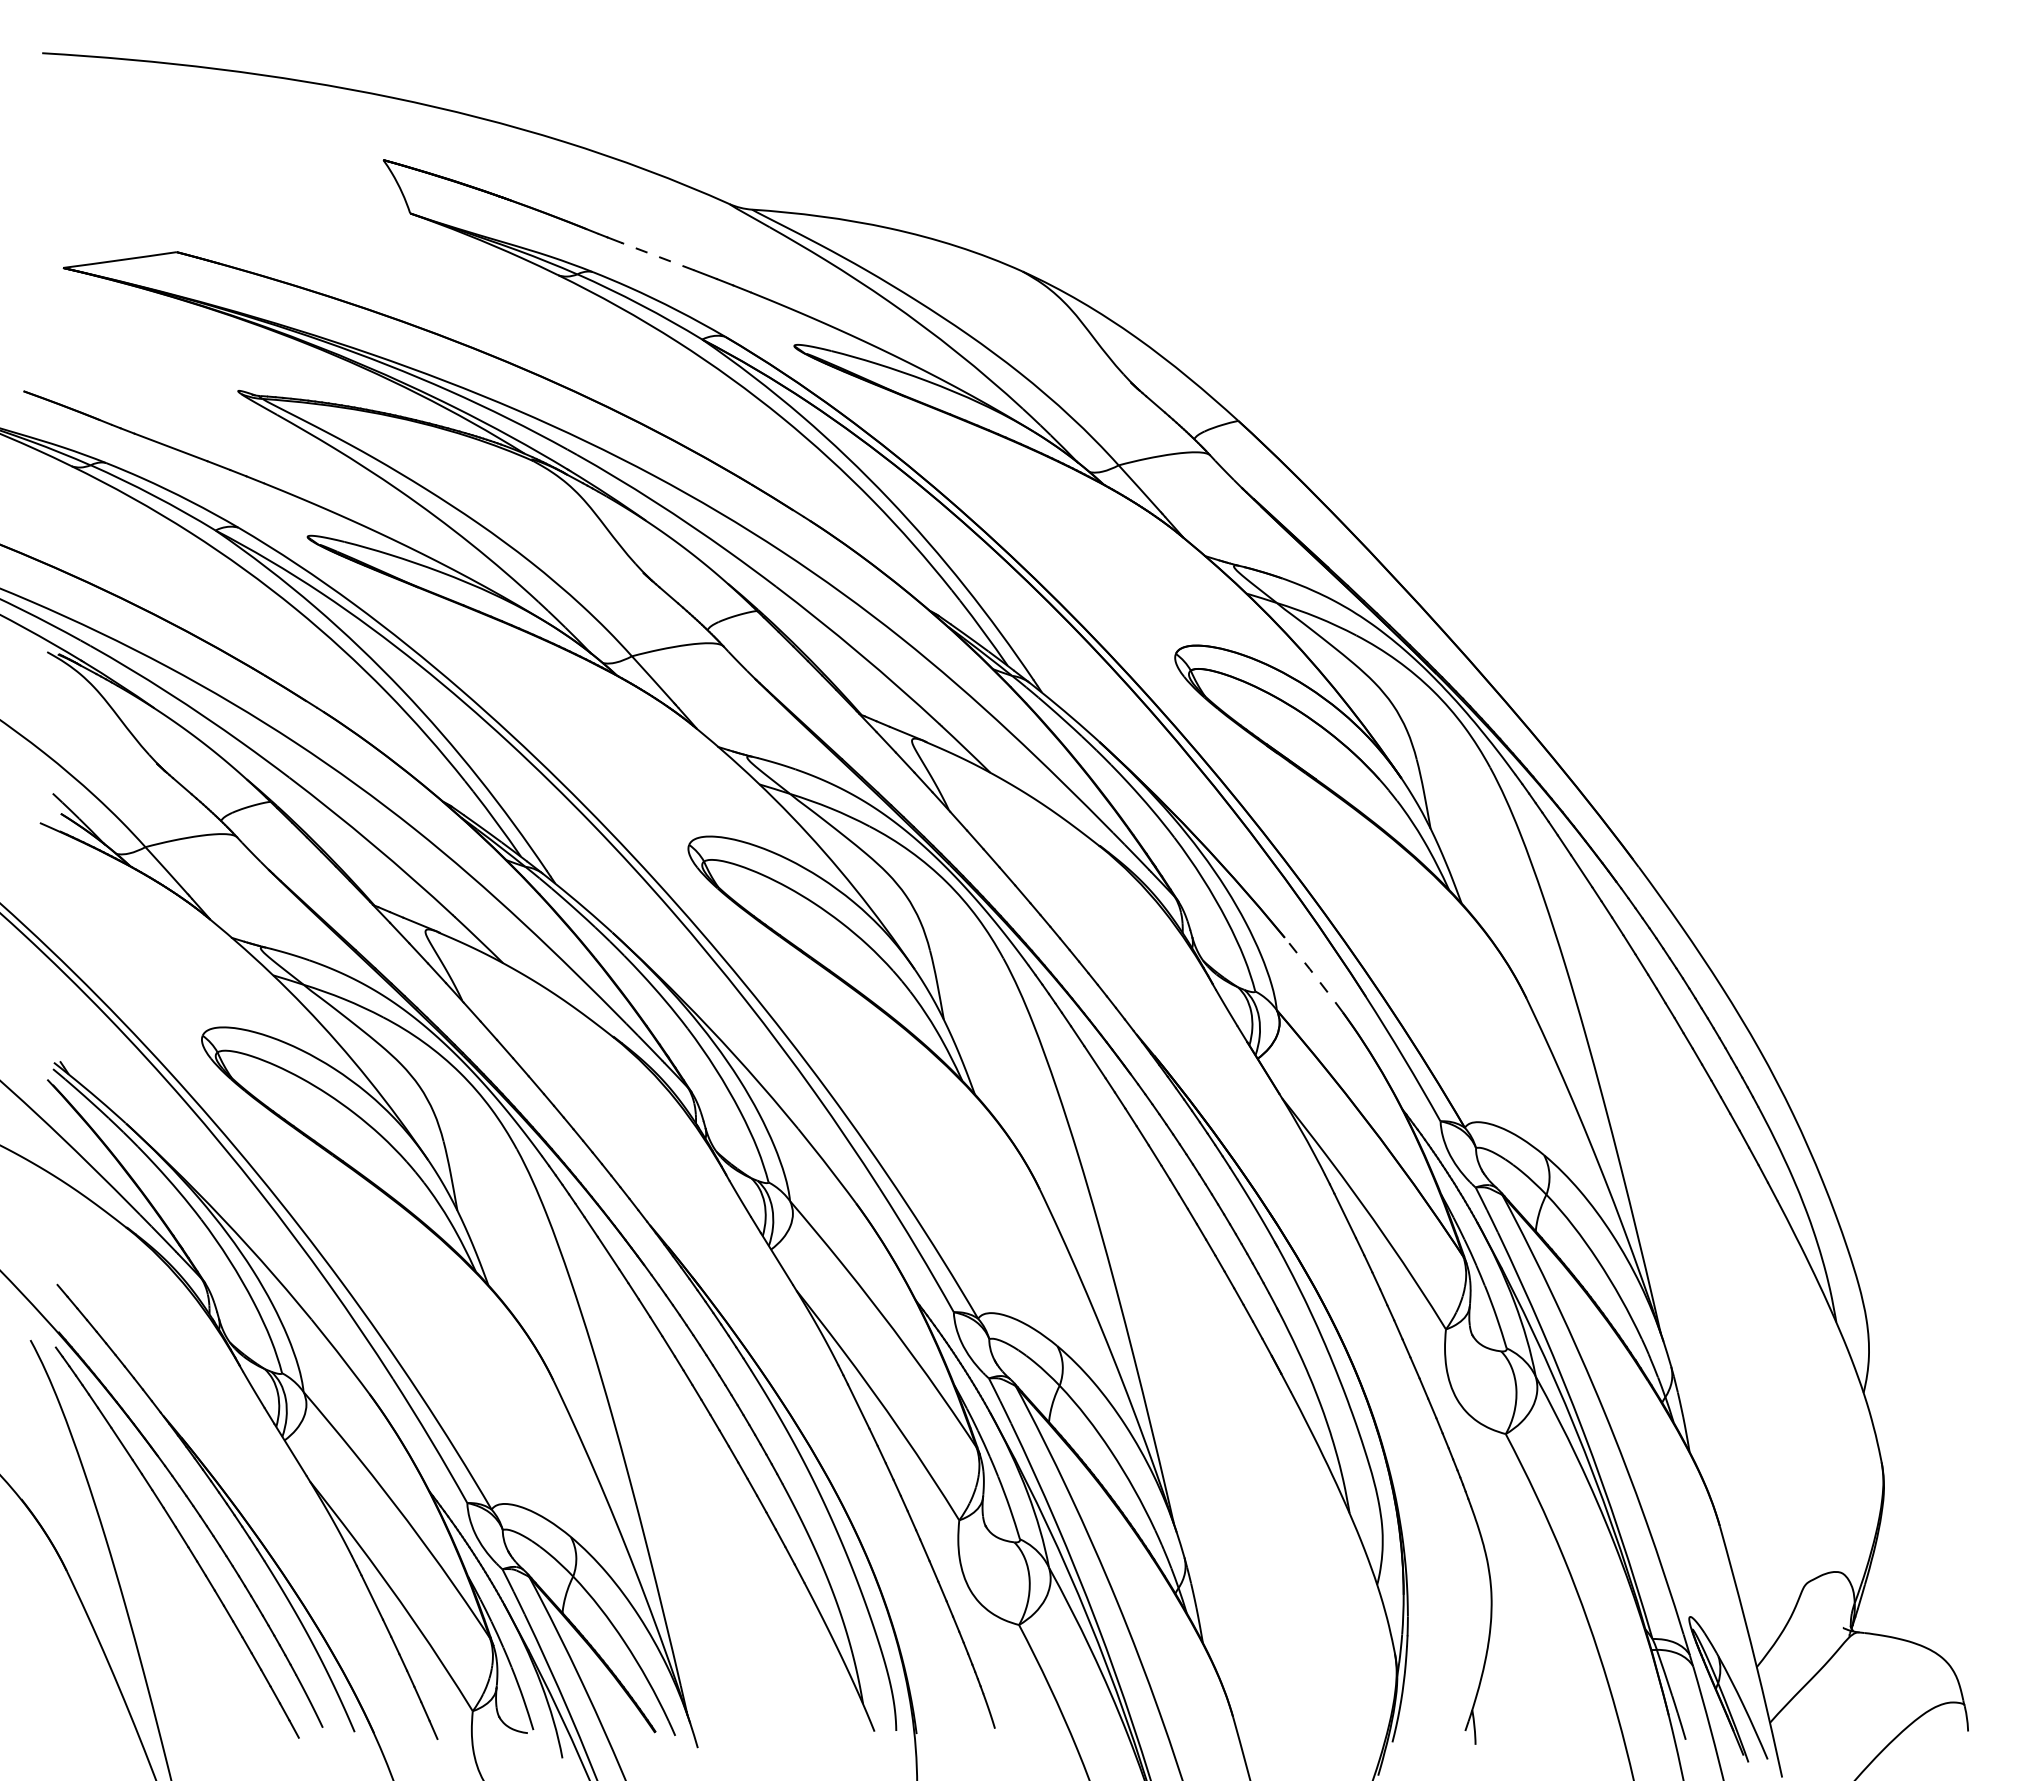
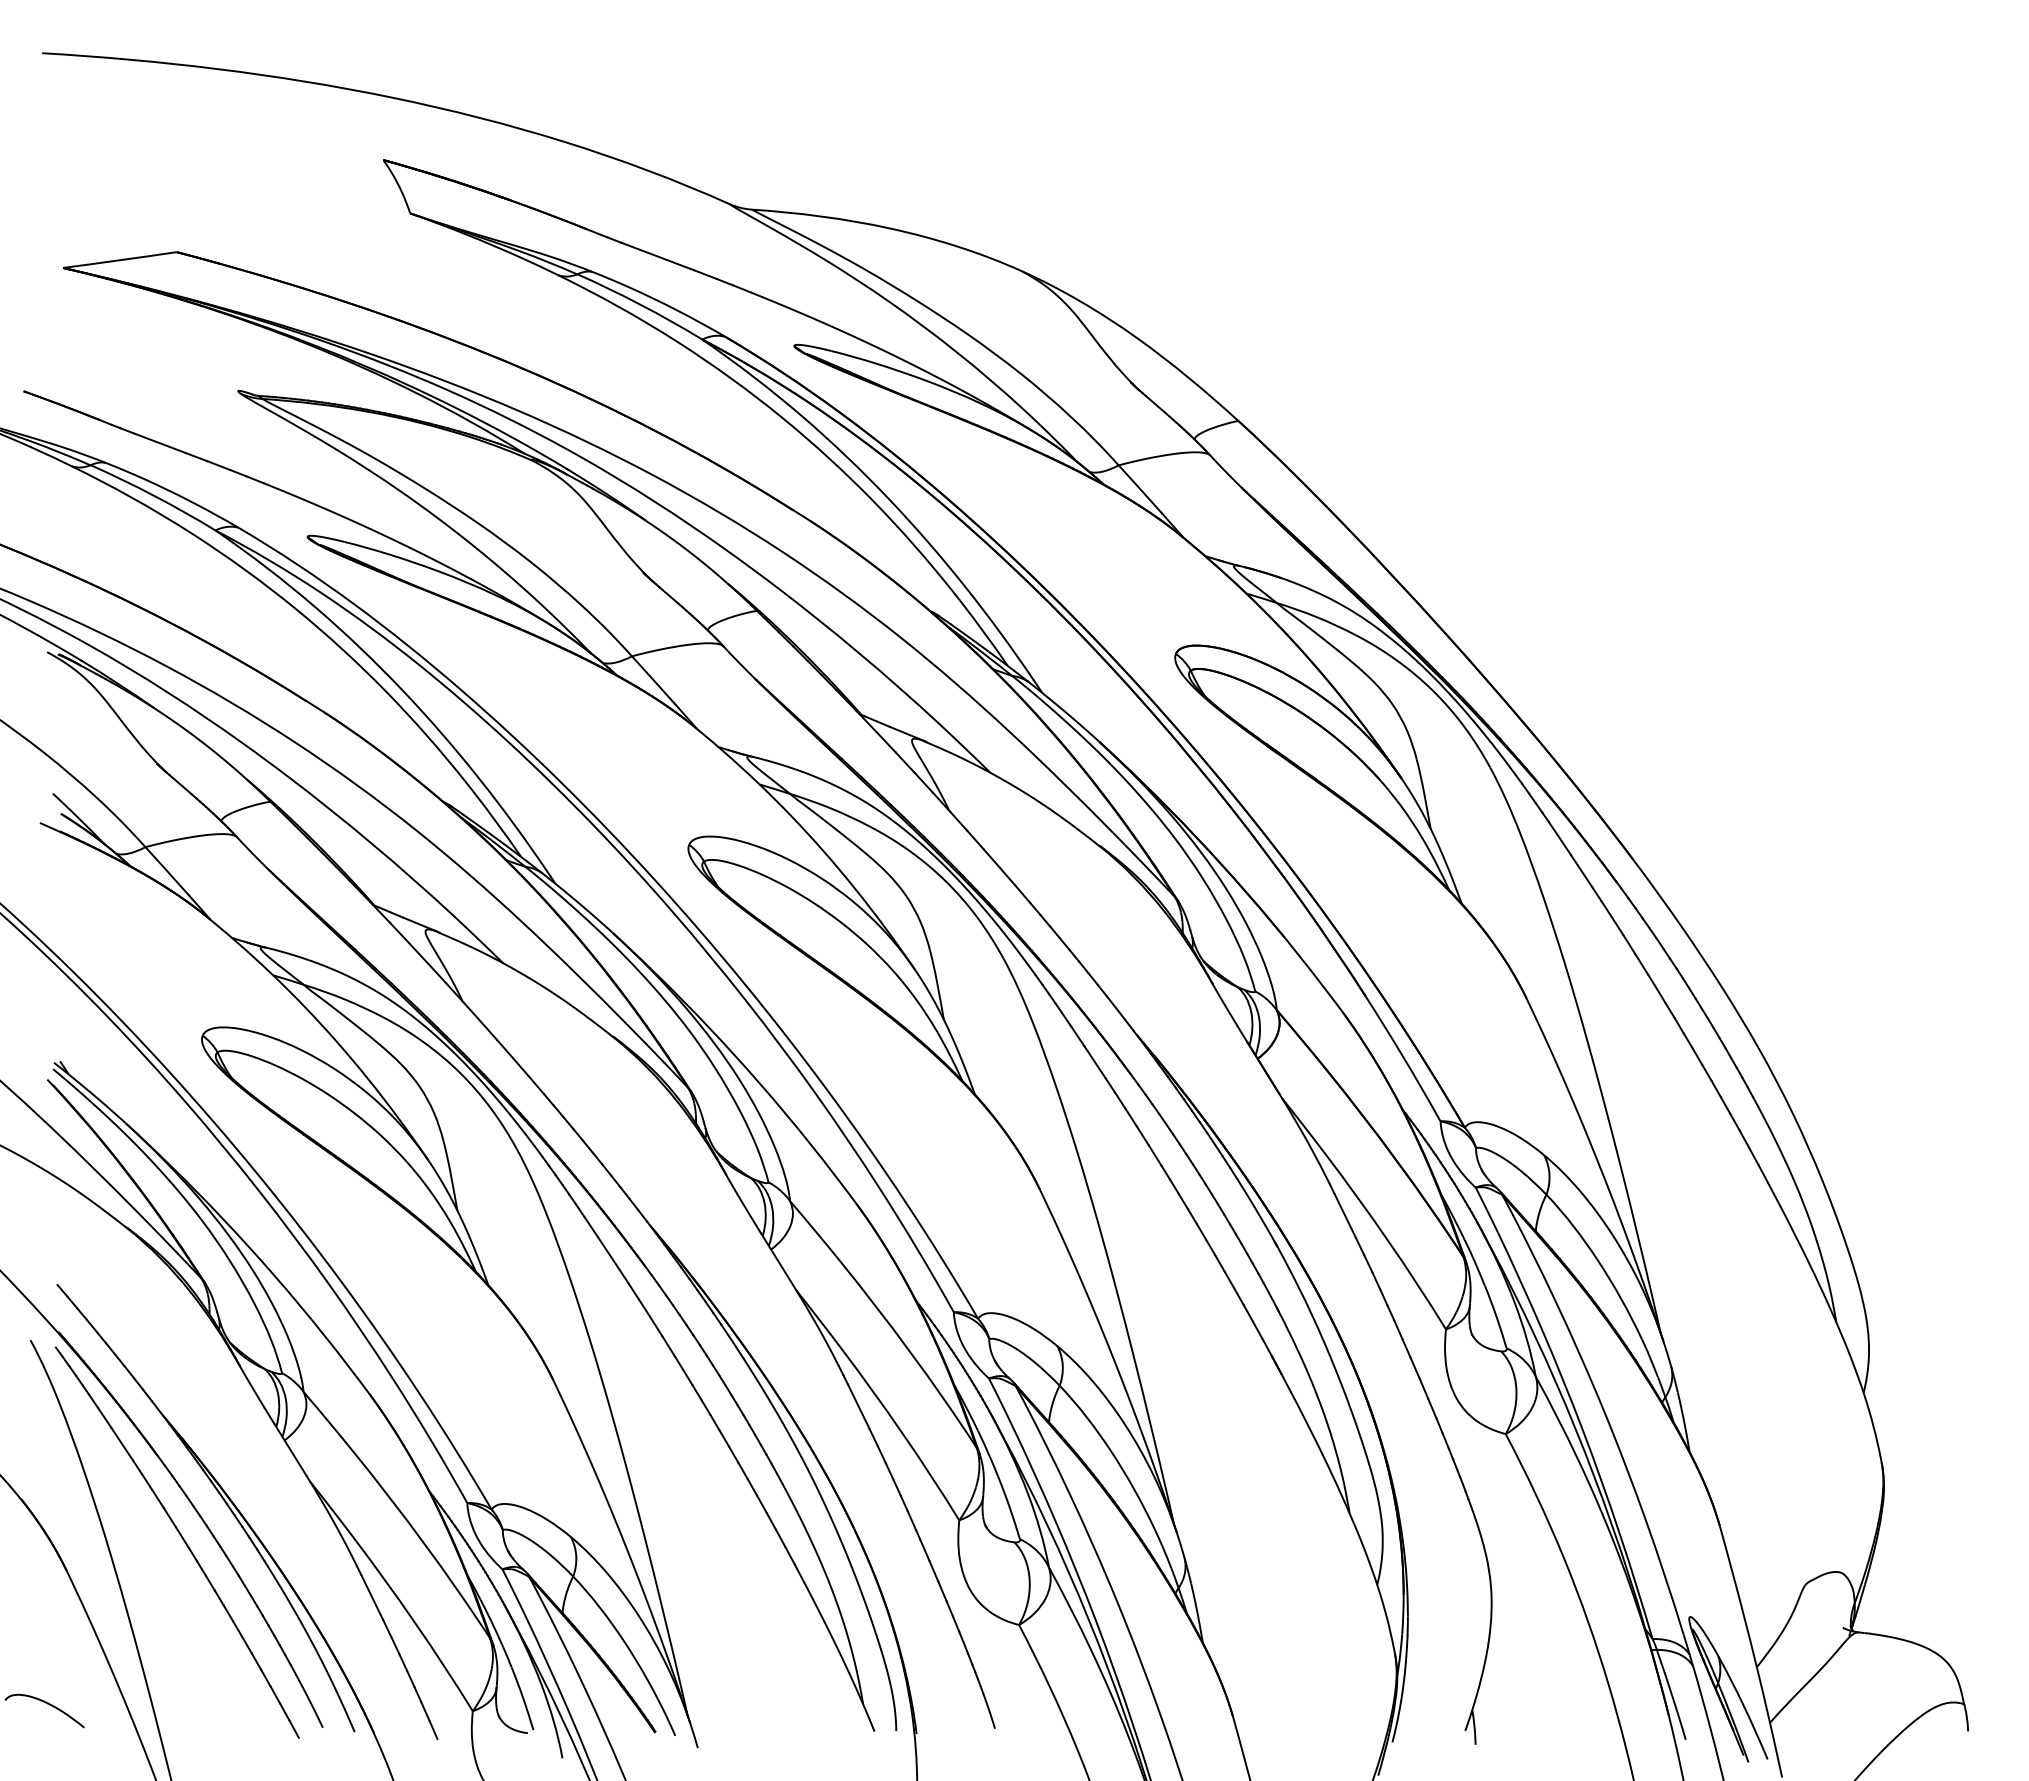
line: dashed -> solid (657, 256)
line: dashed -> solid (1314, 974)
curve: none -> present (47, 1704)
